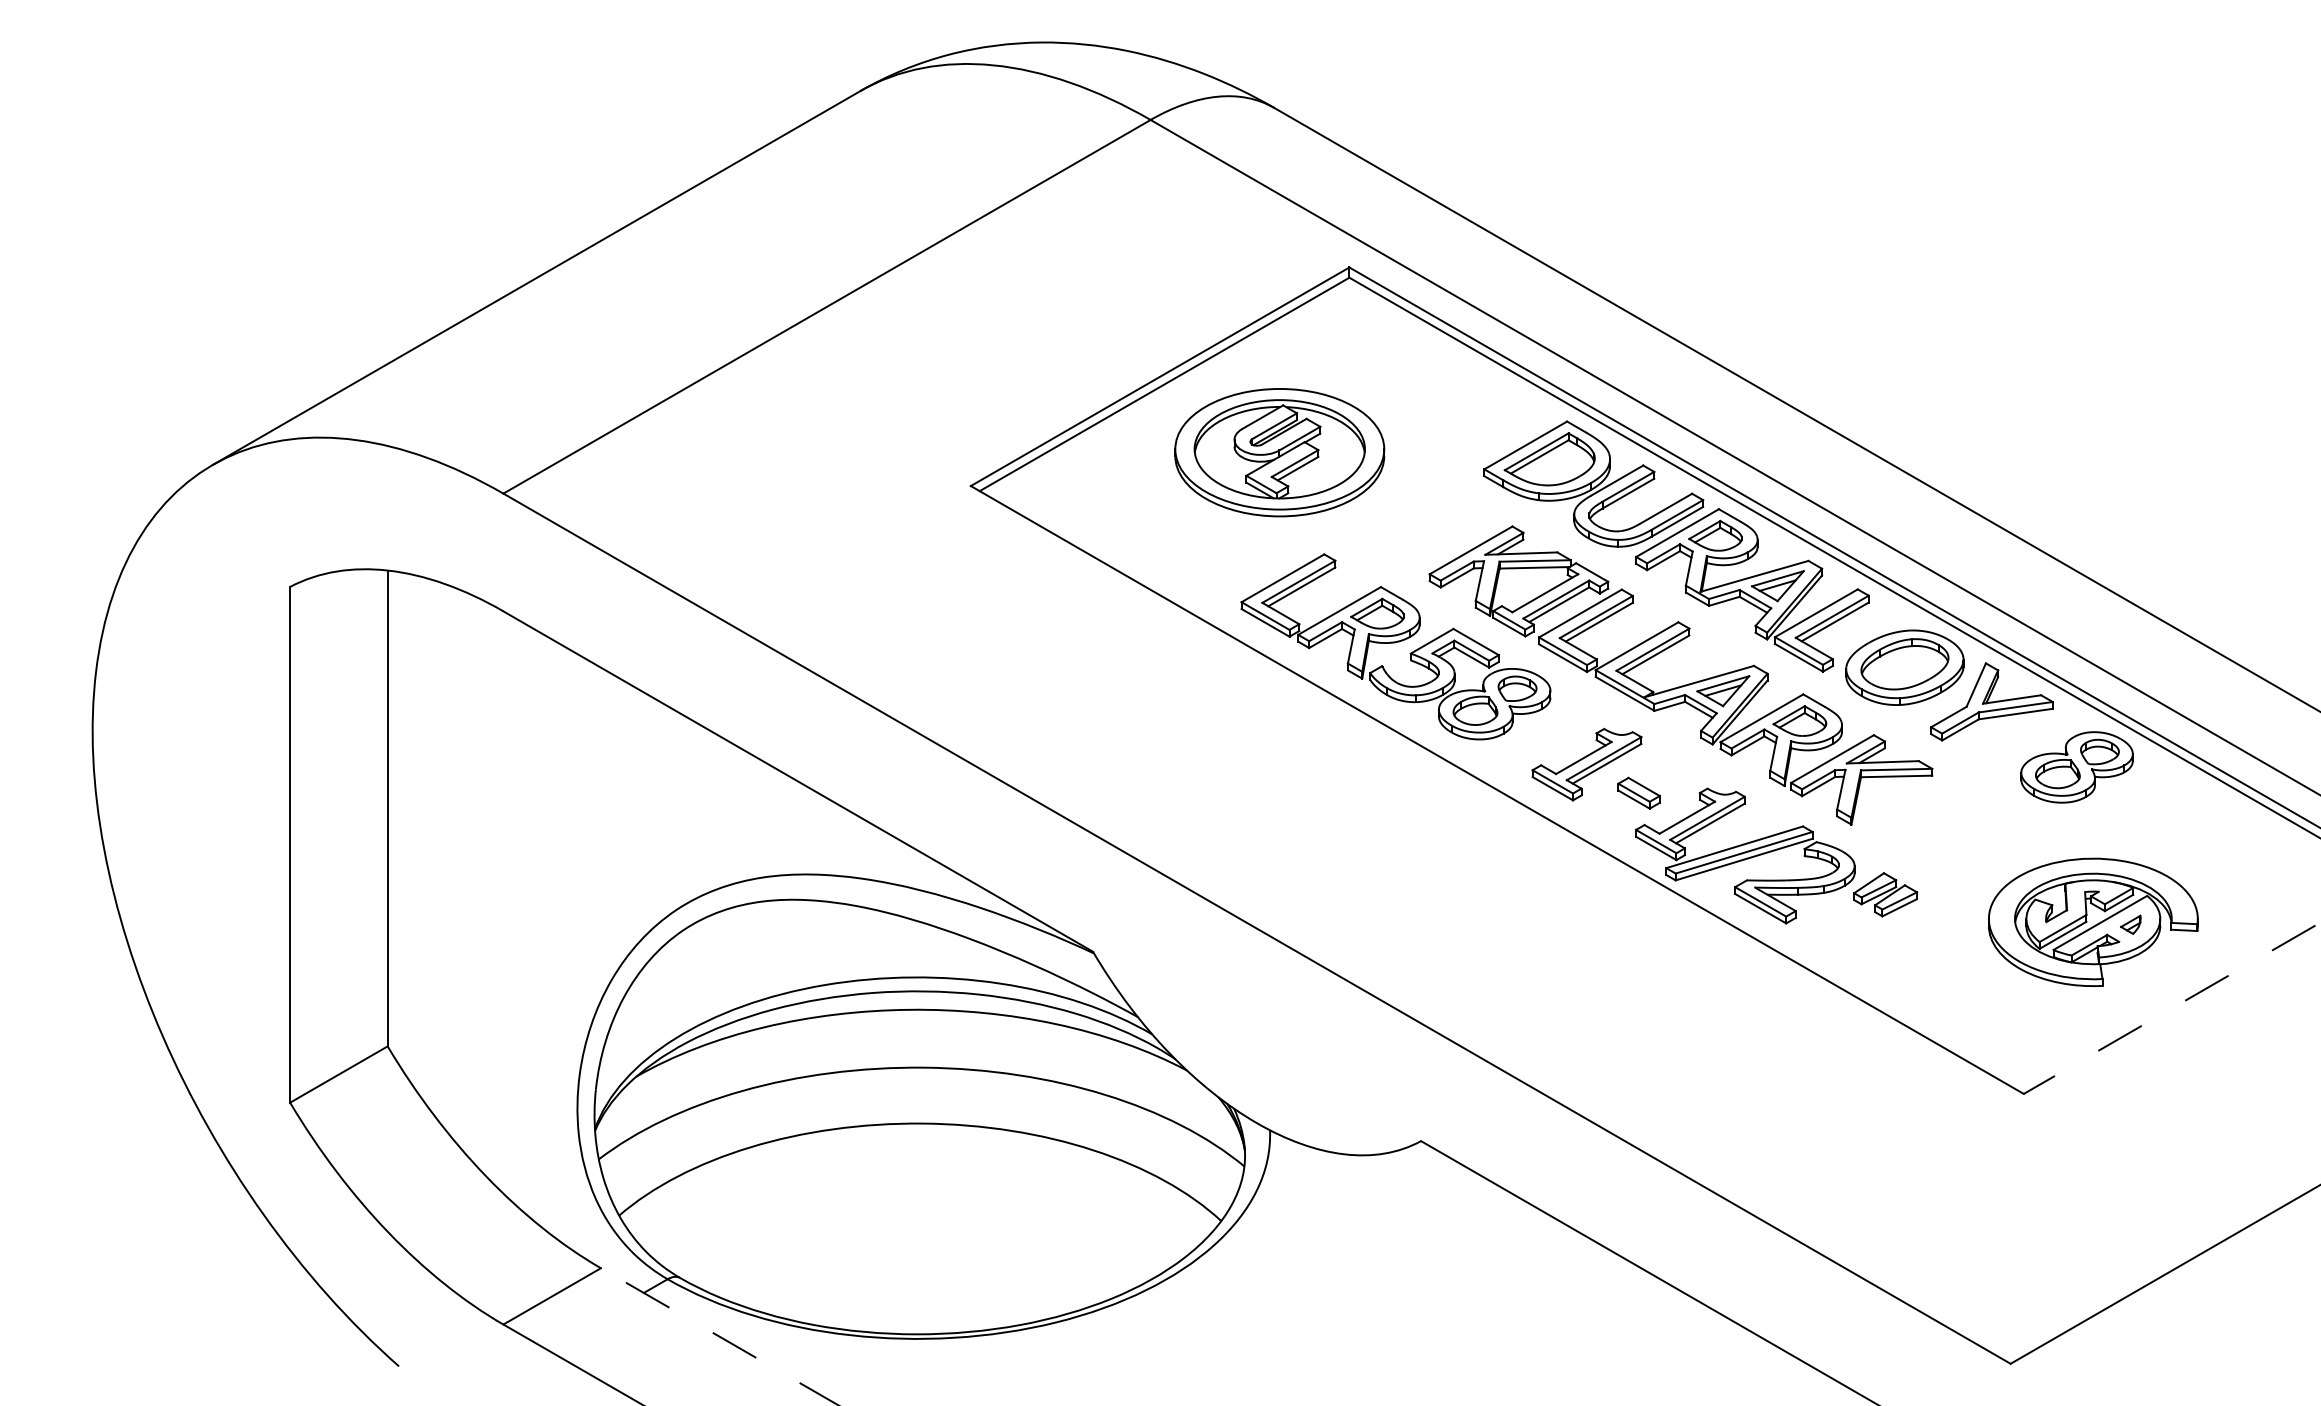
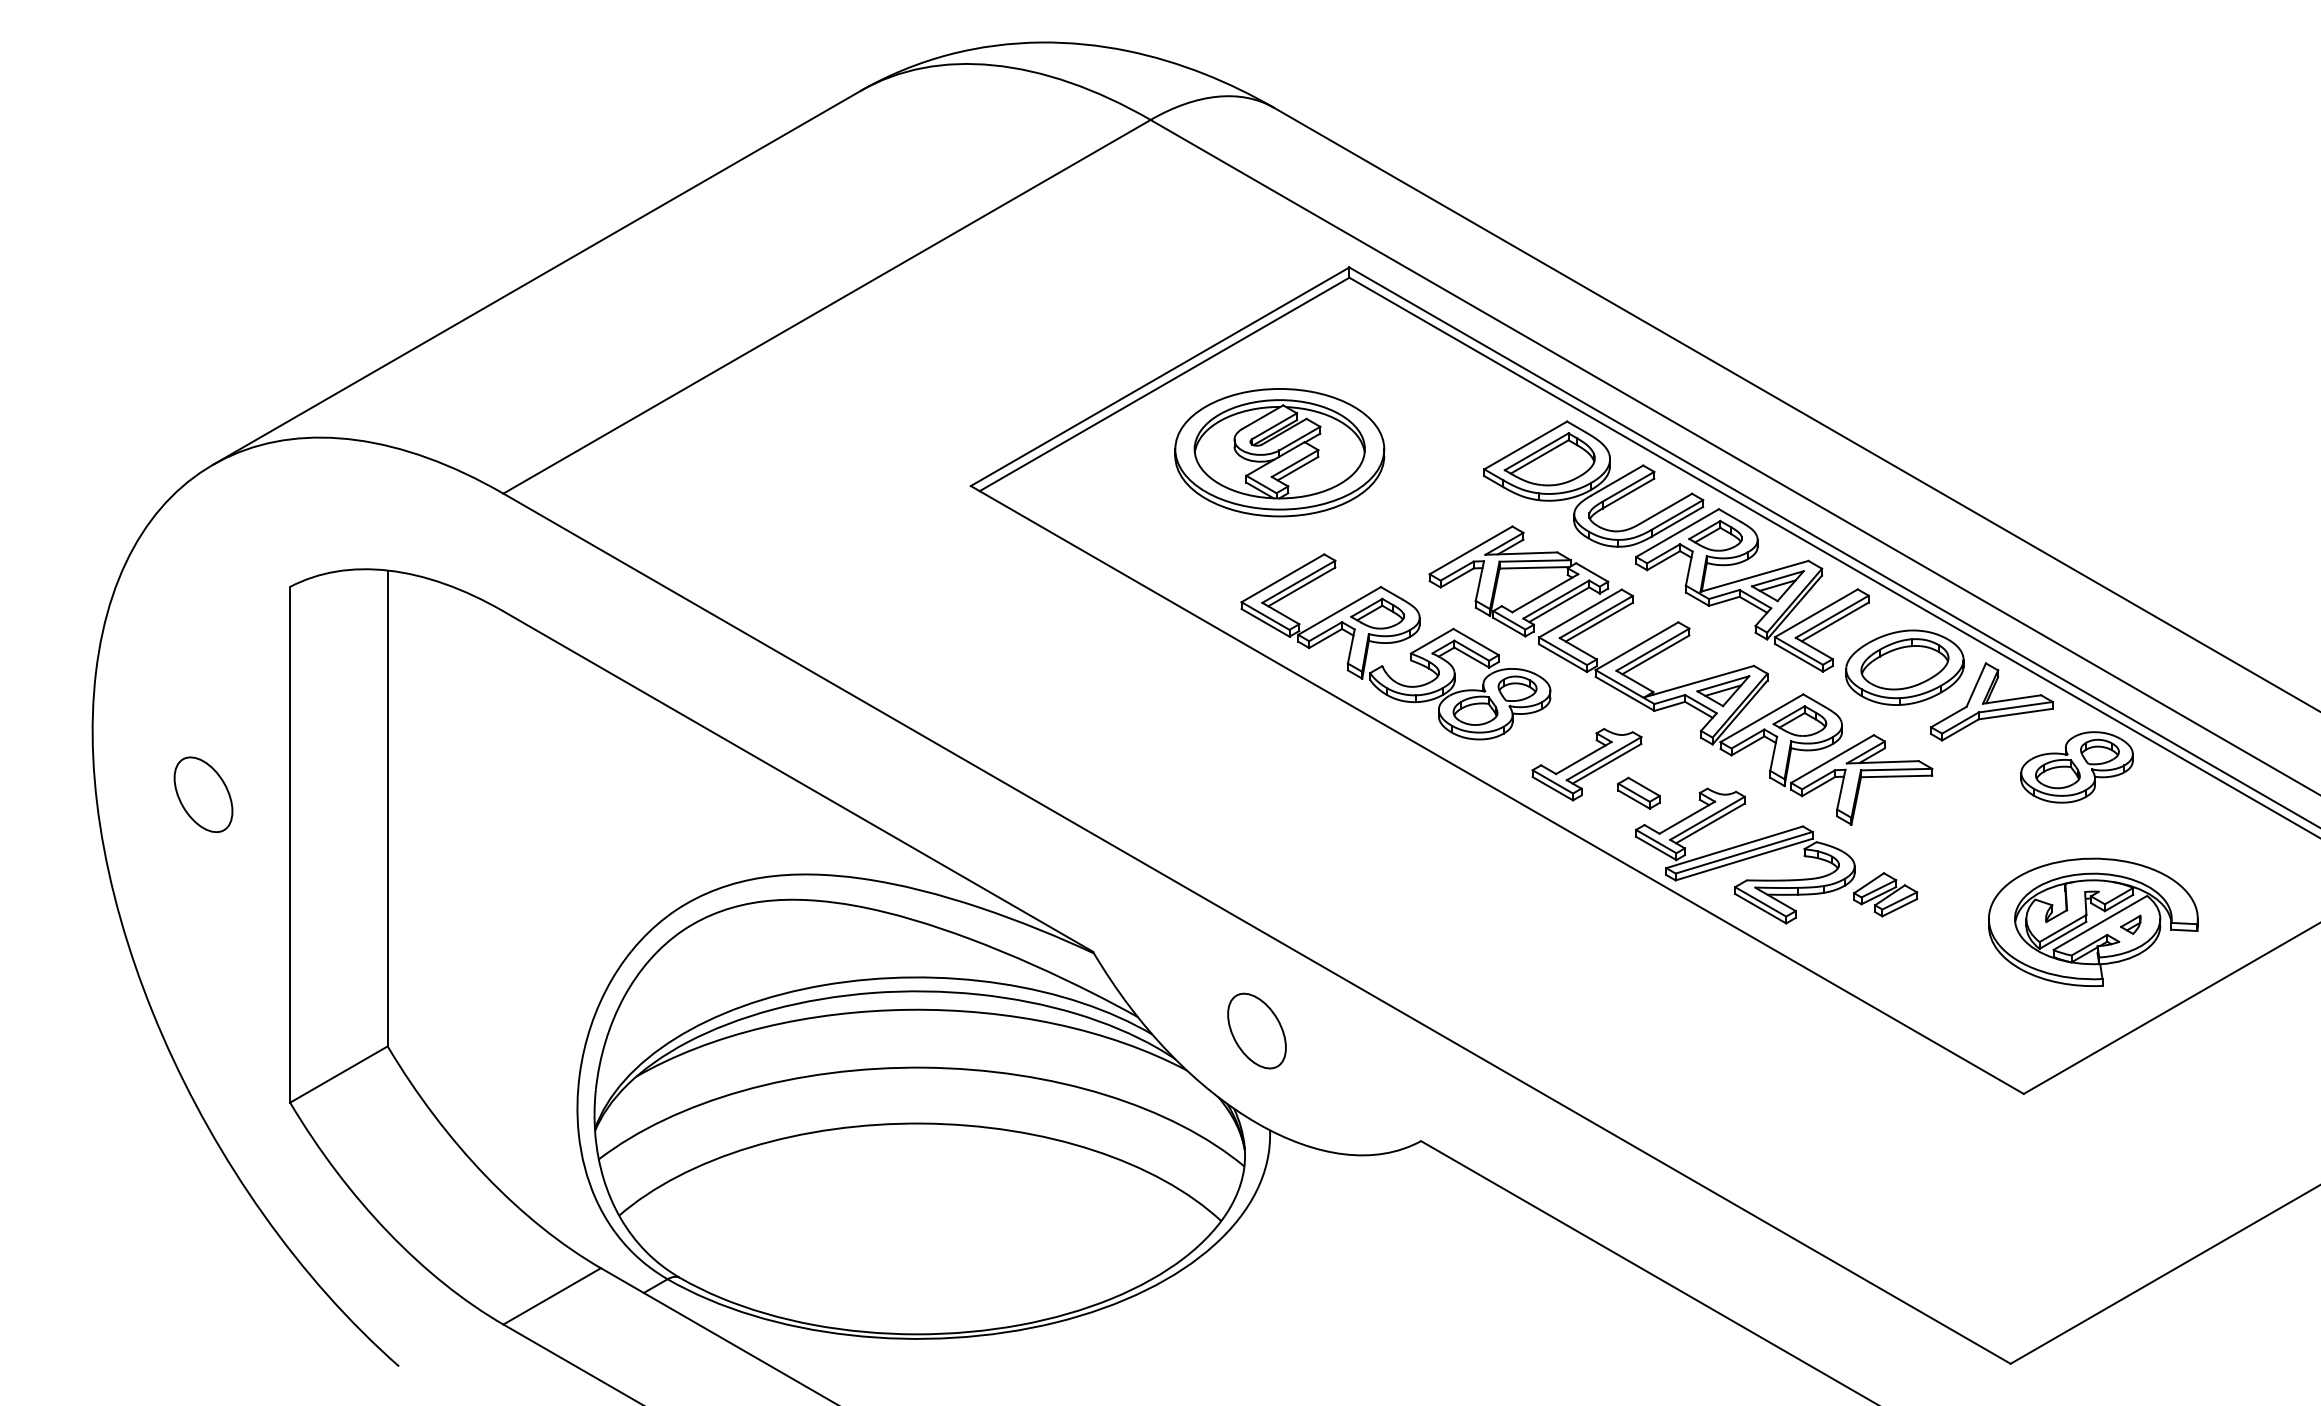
part: none -> present (203, 794)
line: dashed -> solid (2171, 1008)
part: none -> present (1256, 1030)
line: dashed -> solid (719, 1336)
